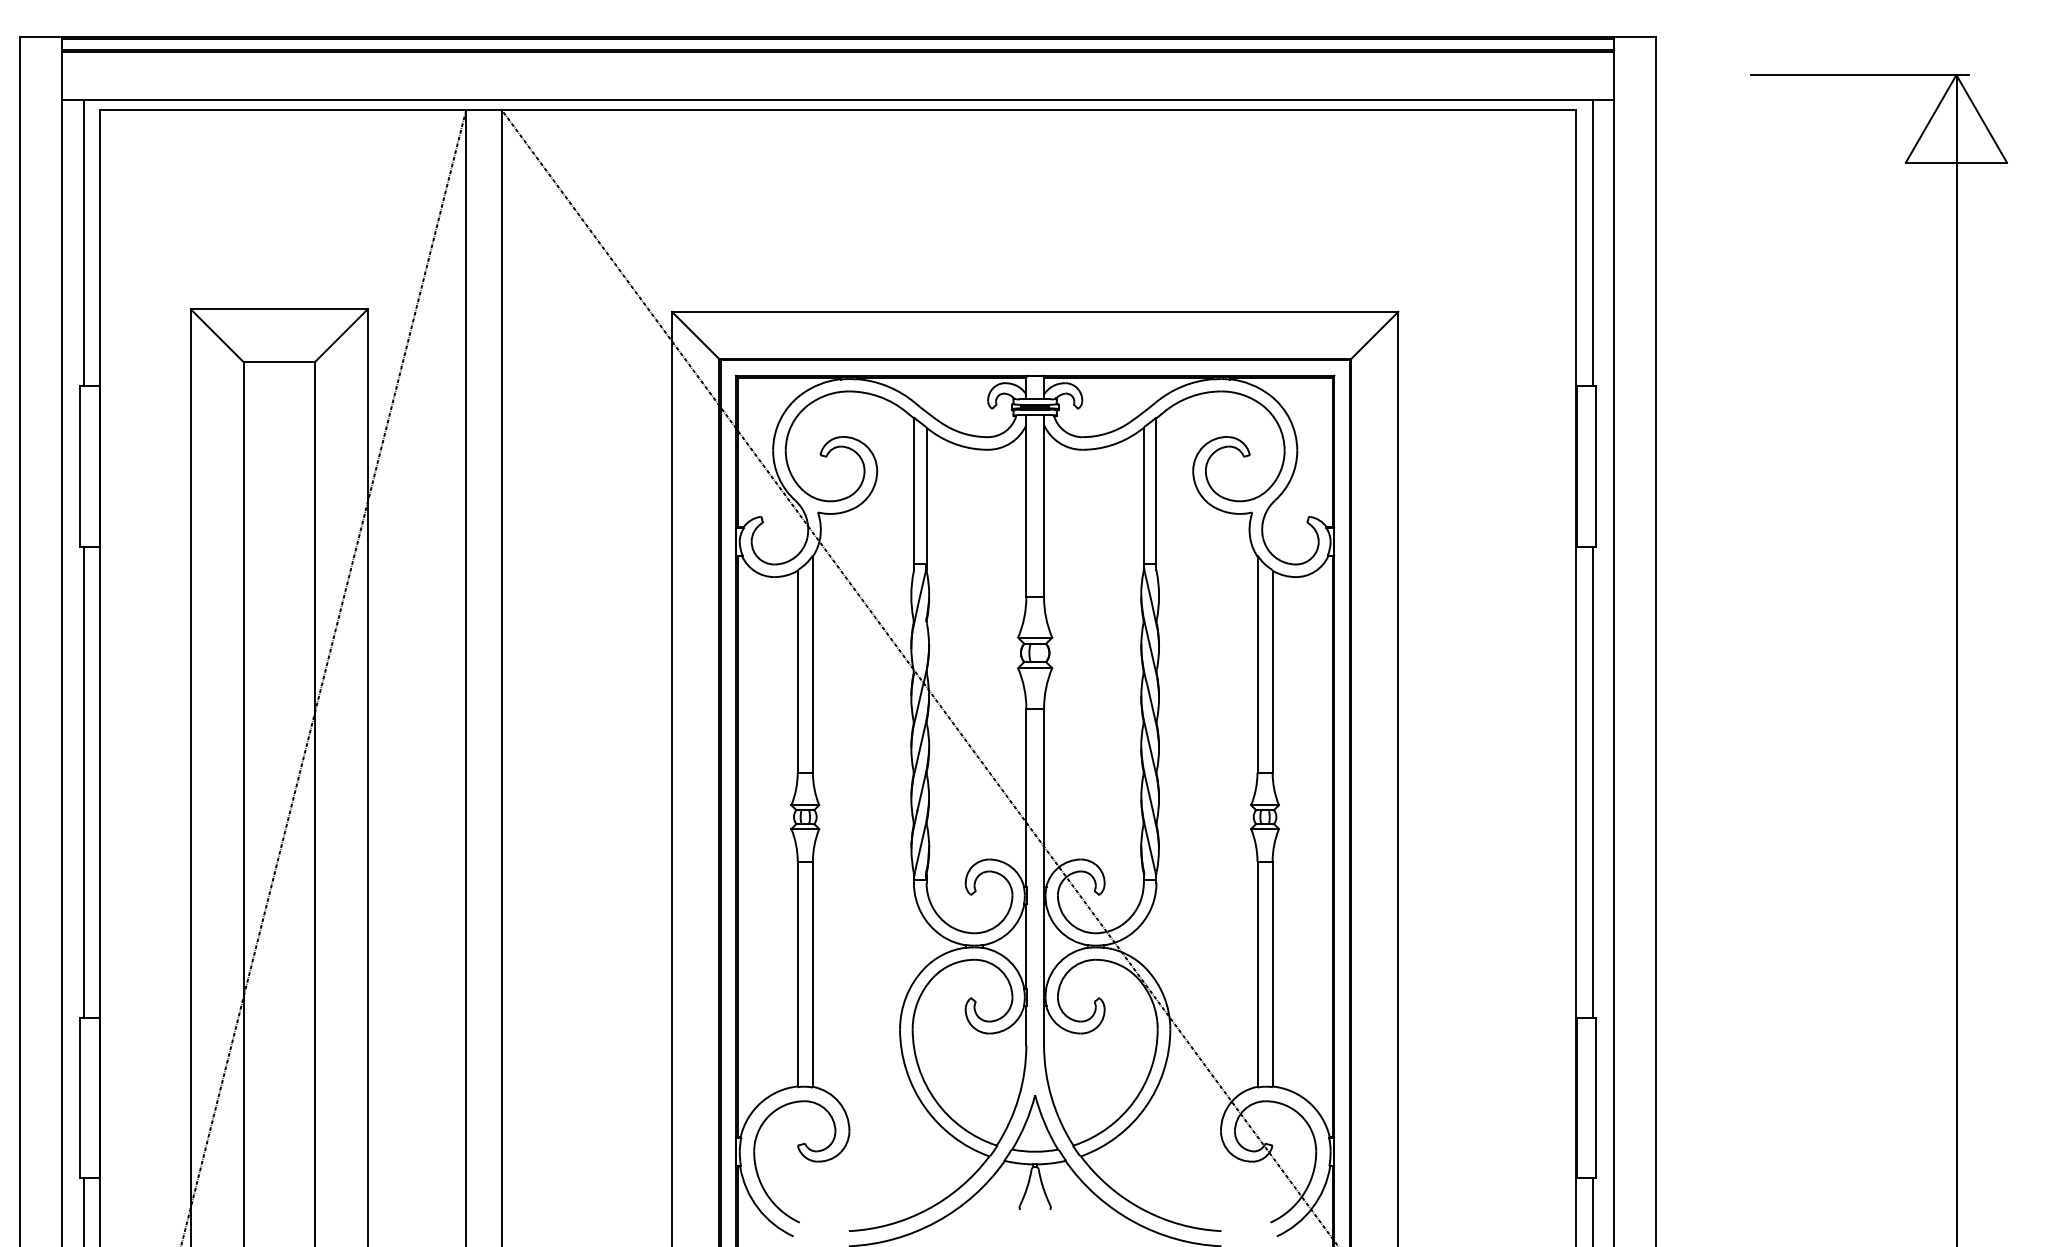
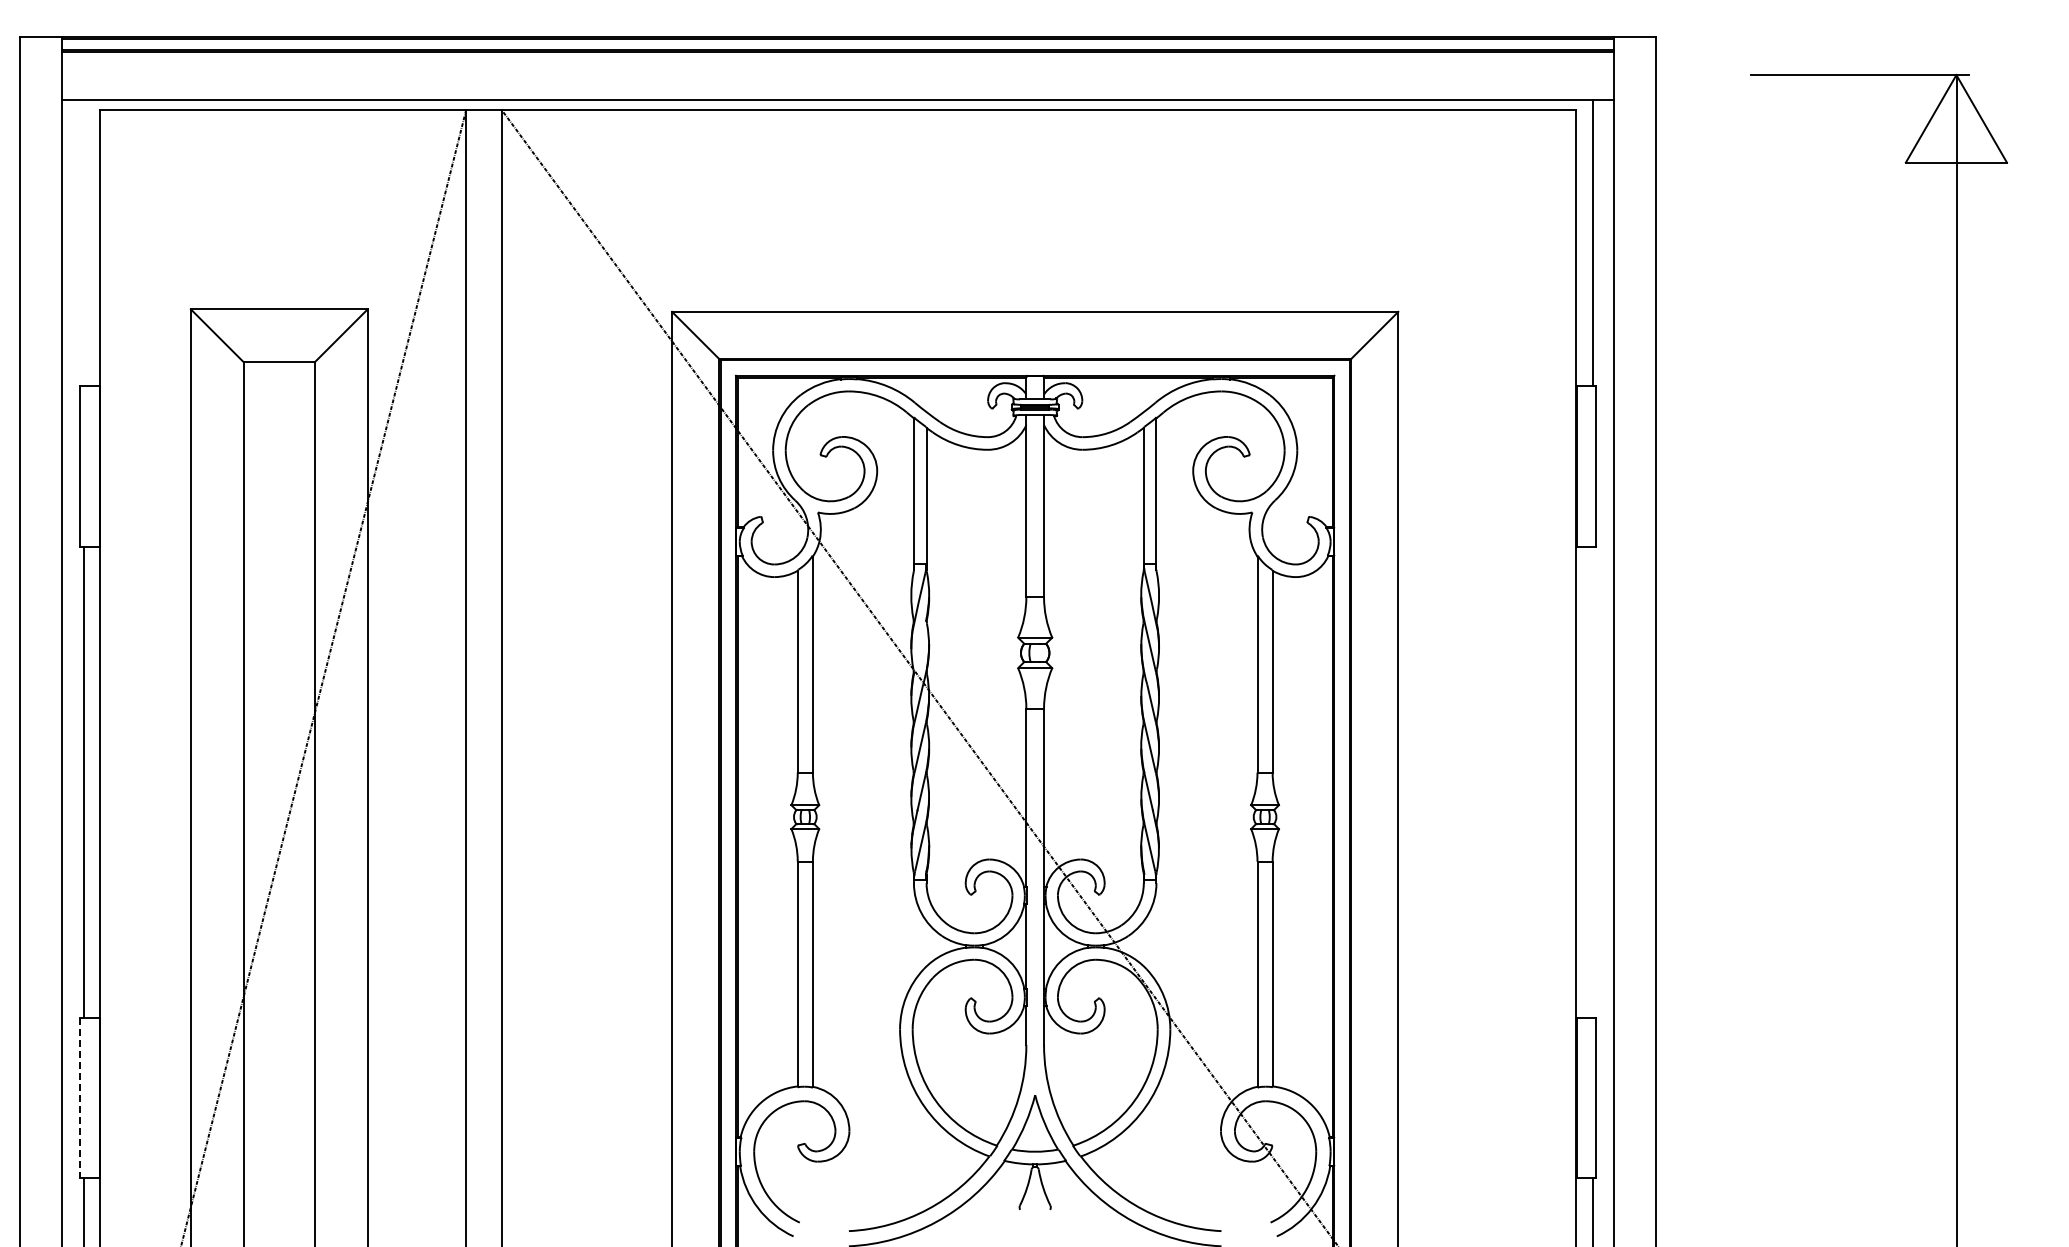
line: present -> none (83, 243)
line: present -> none (1592, 781)
line: solid -> dashed (79, 1098)
